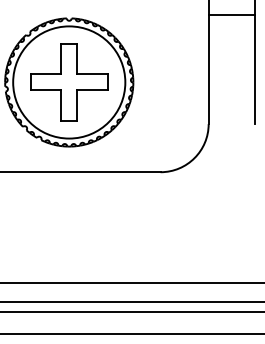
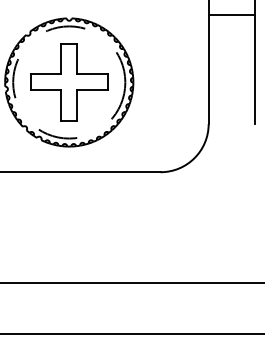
circle: solid -> dashed (69, 82)
line: present -> none (131, 302)
line: present -> none (131, 311)
